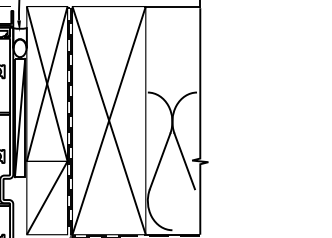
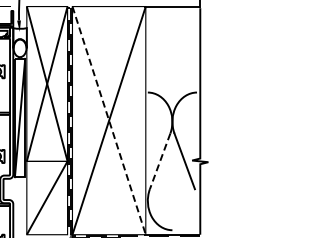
line: solid -> dashed (109, 120)
line: solid -> dashed (160, 161)
